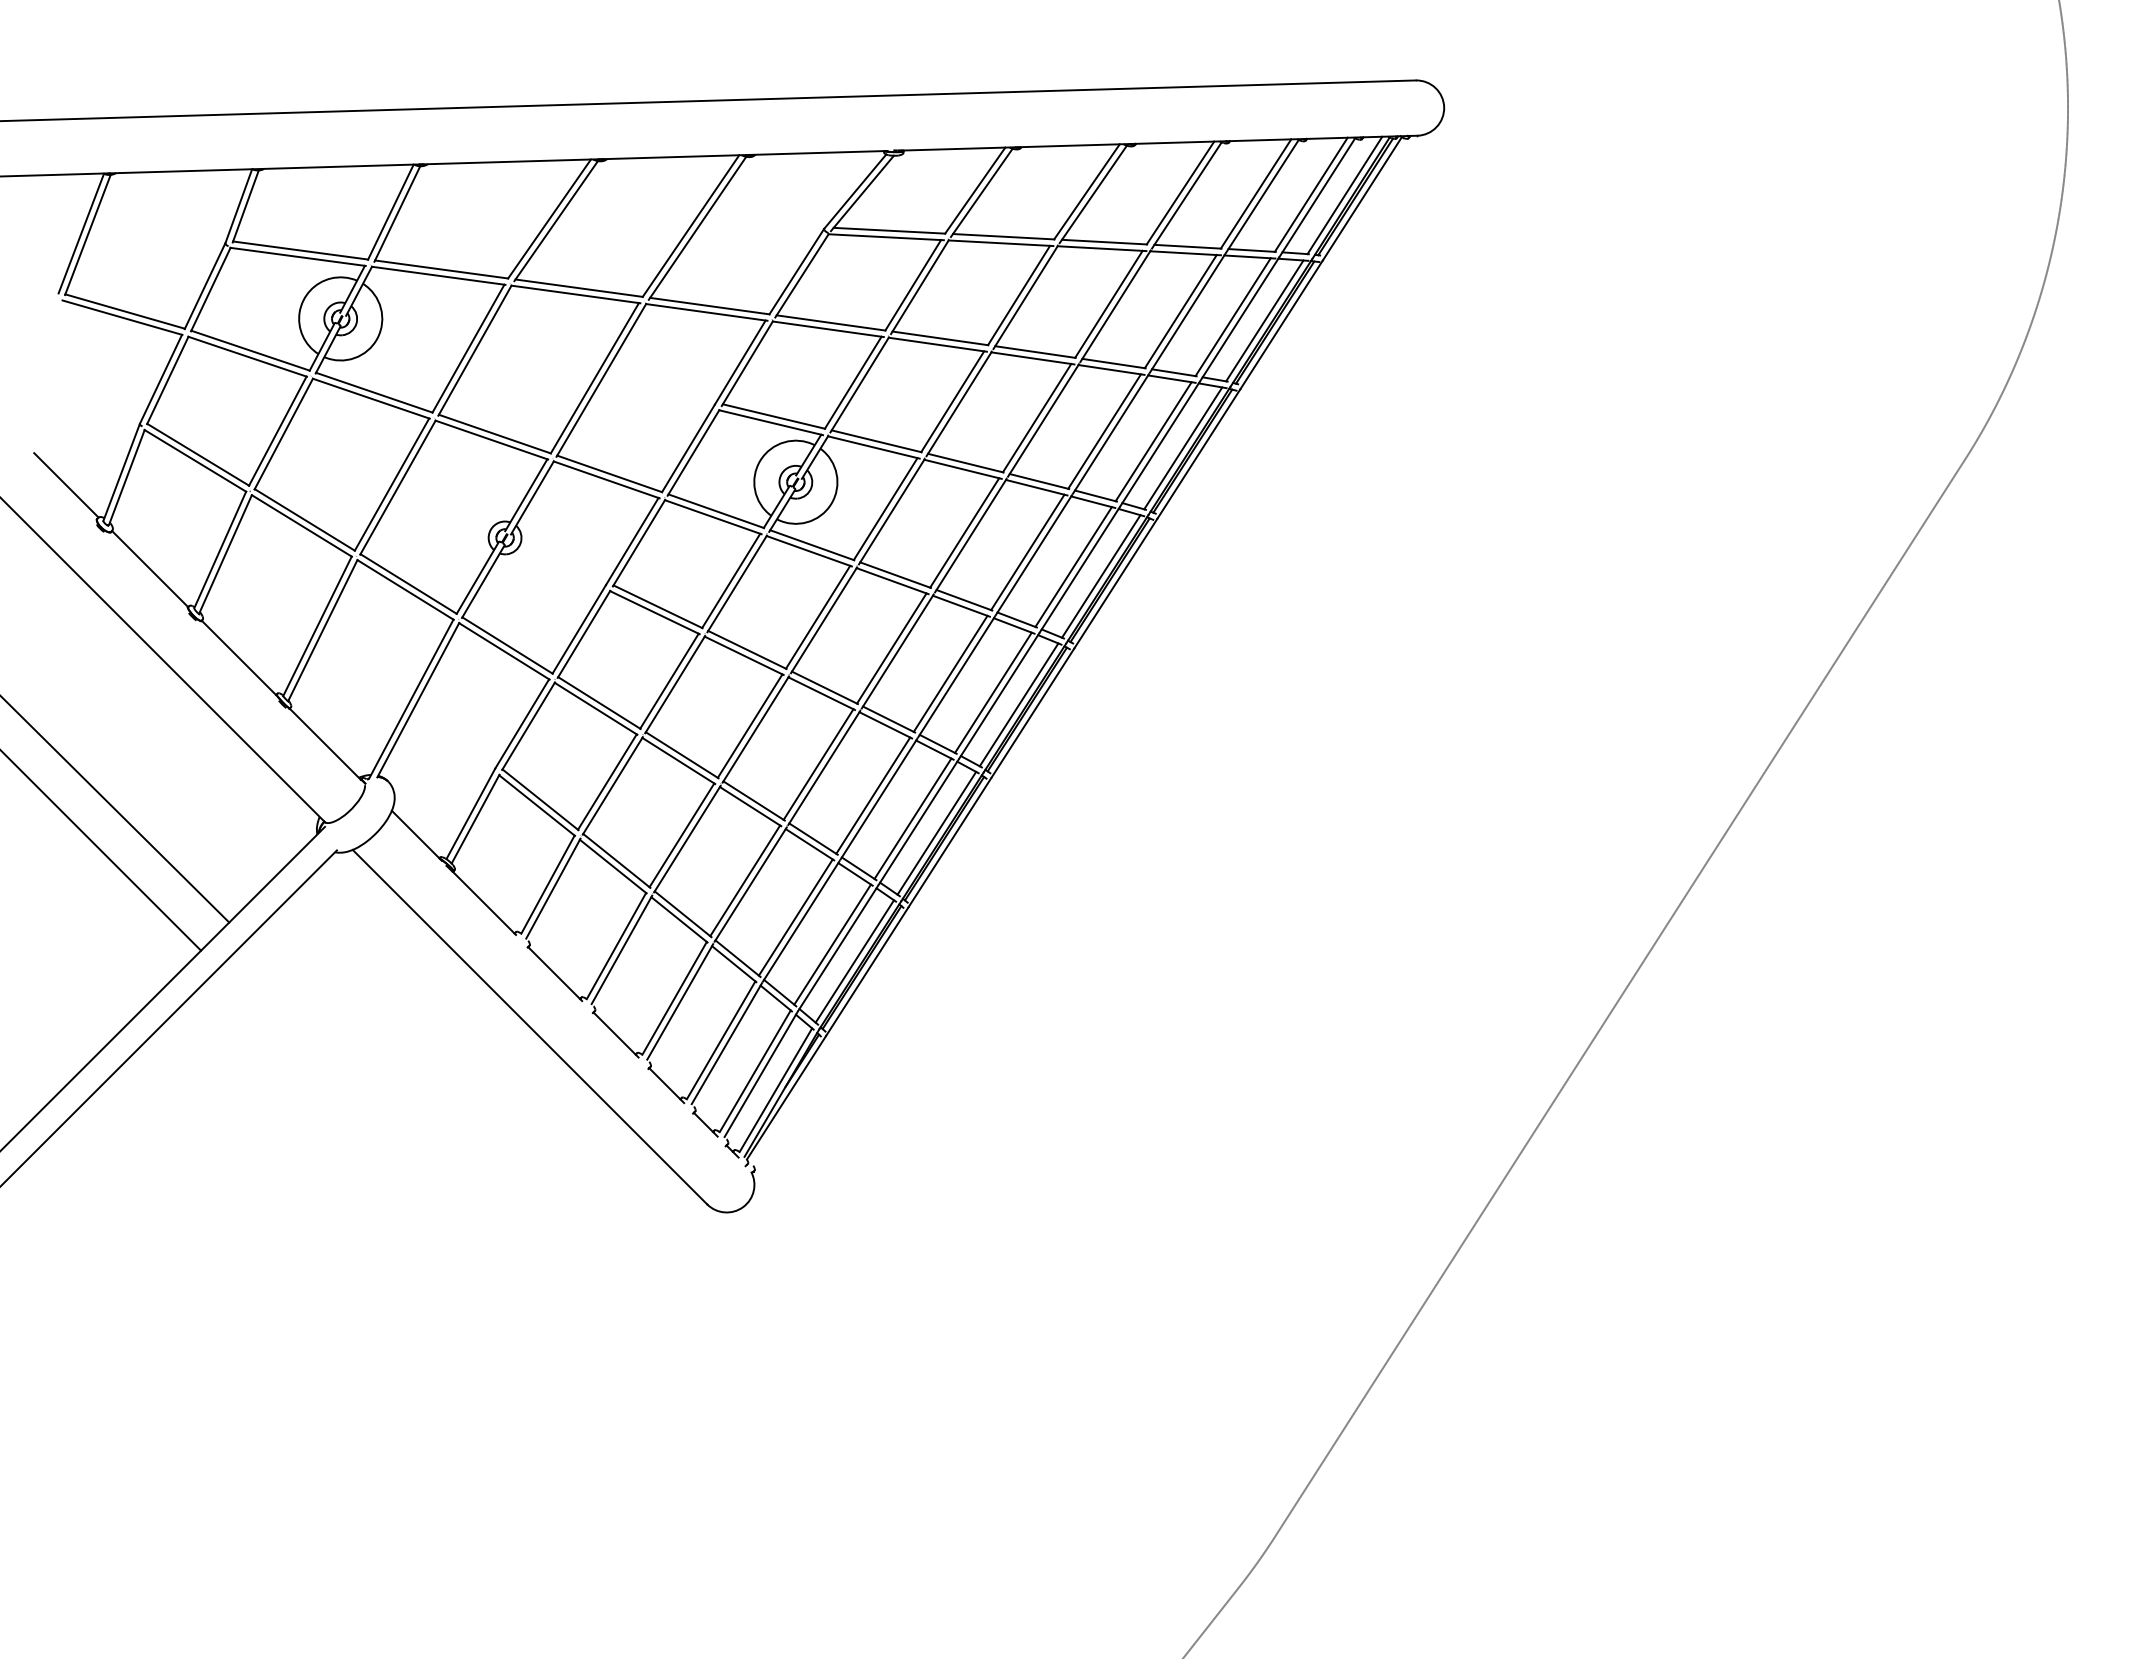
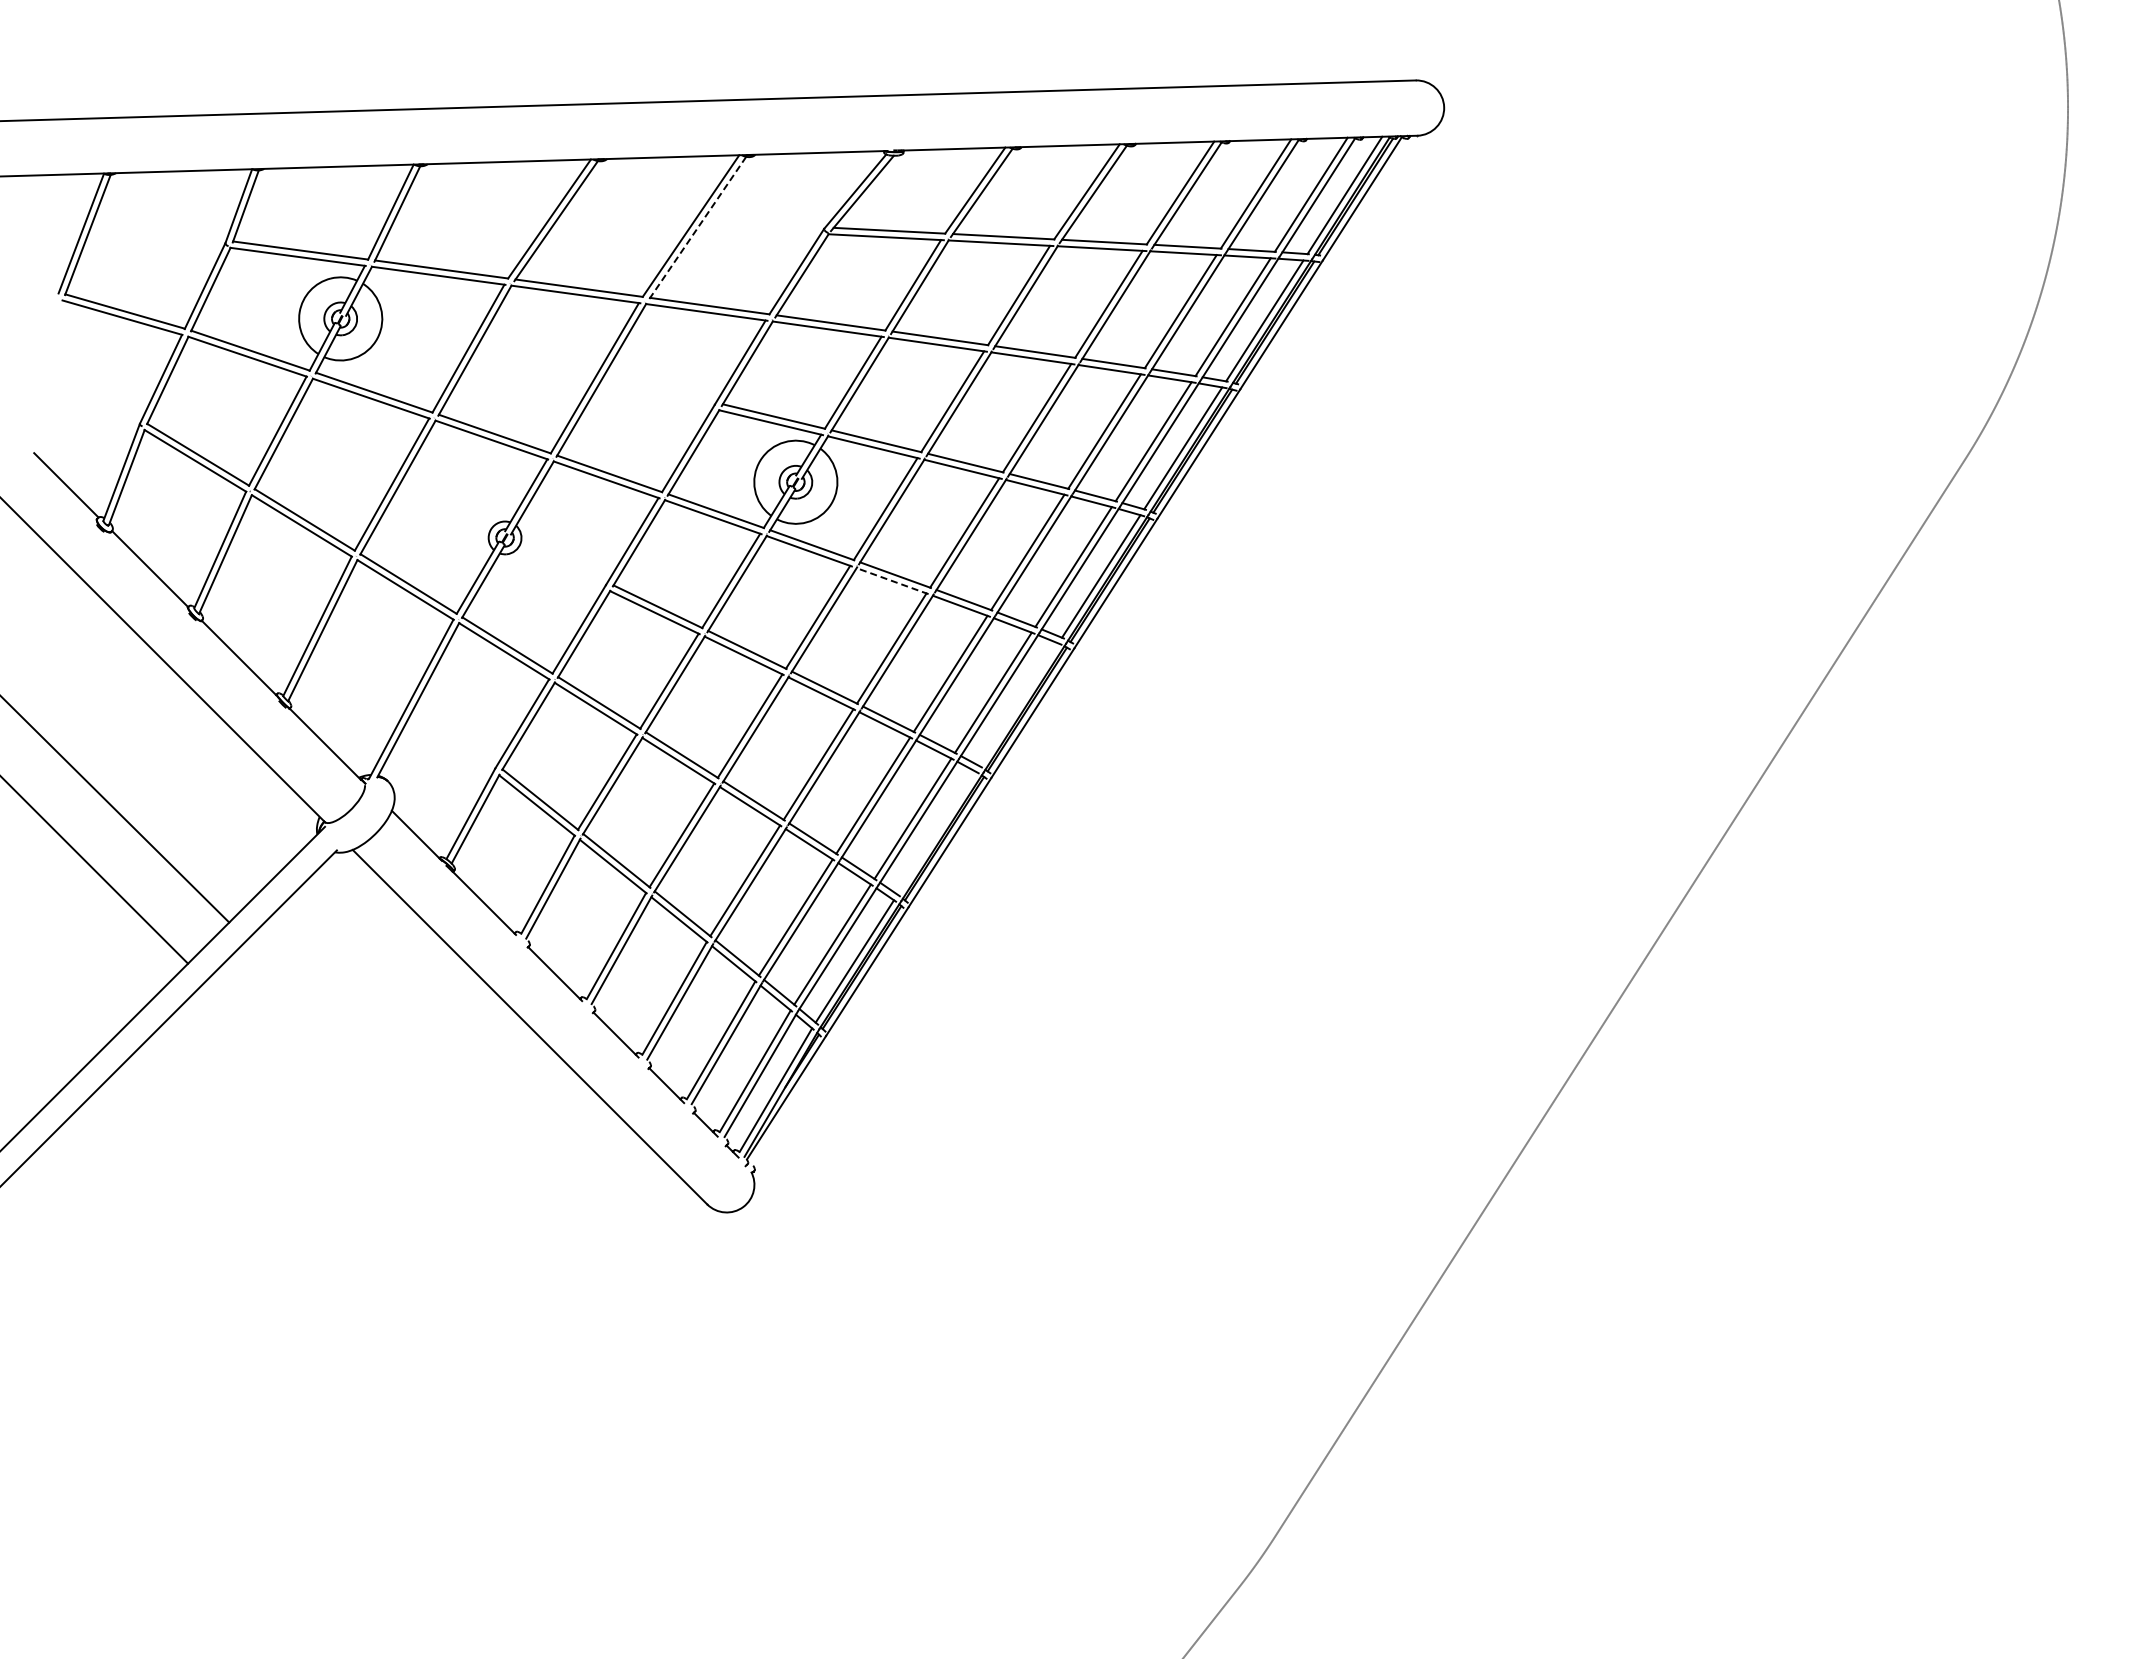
line: solid -> dashed (697, 228)
line: solid -> dashed (892, 581)
line: present -> none (1018, 704)
line: present -> none (936, 832)
line position: (101, 851) -> (95, 870) (95, 870)
